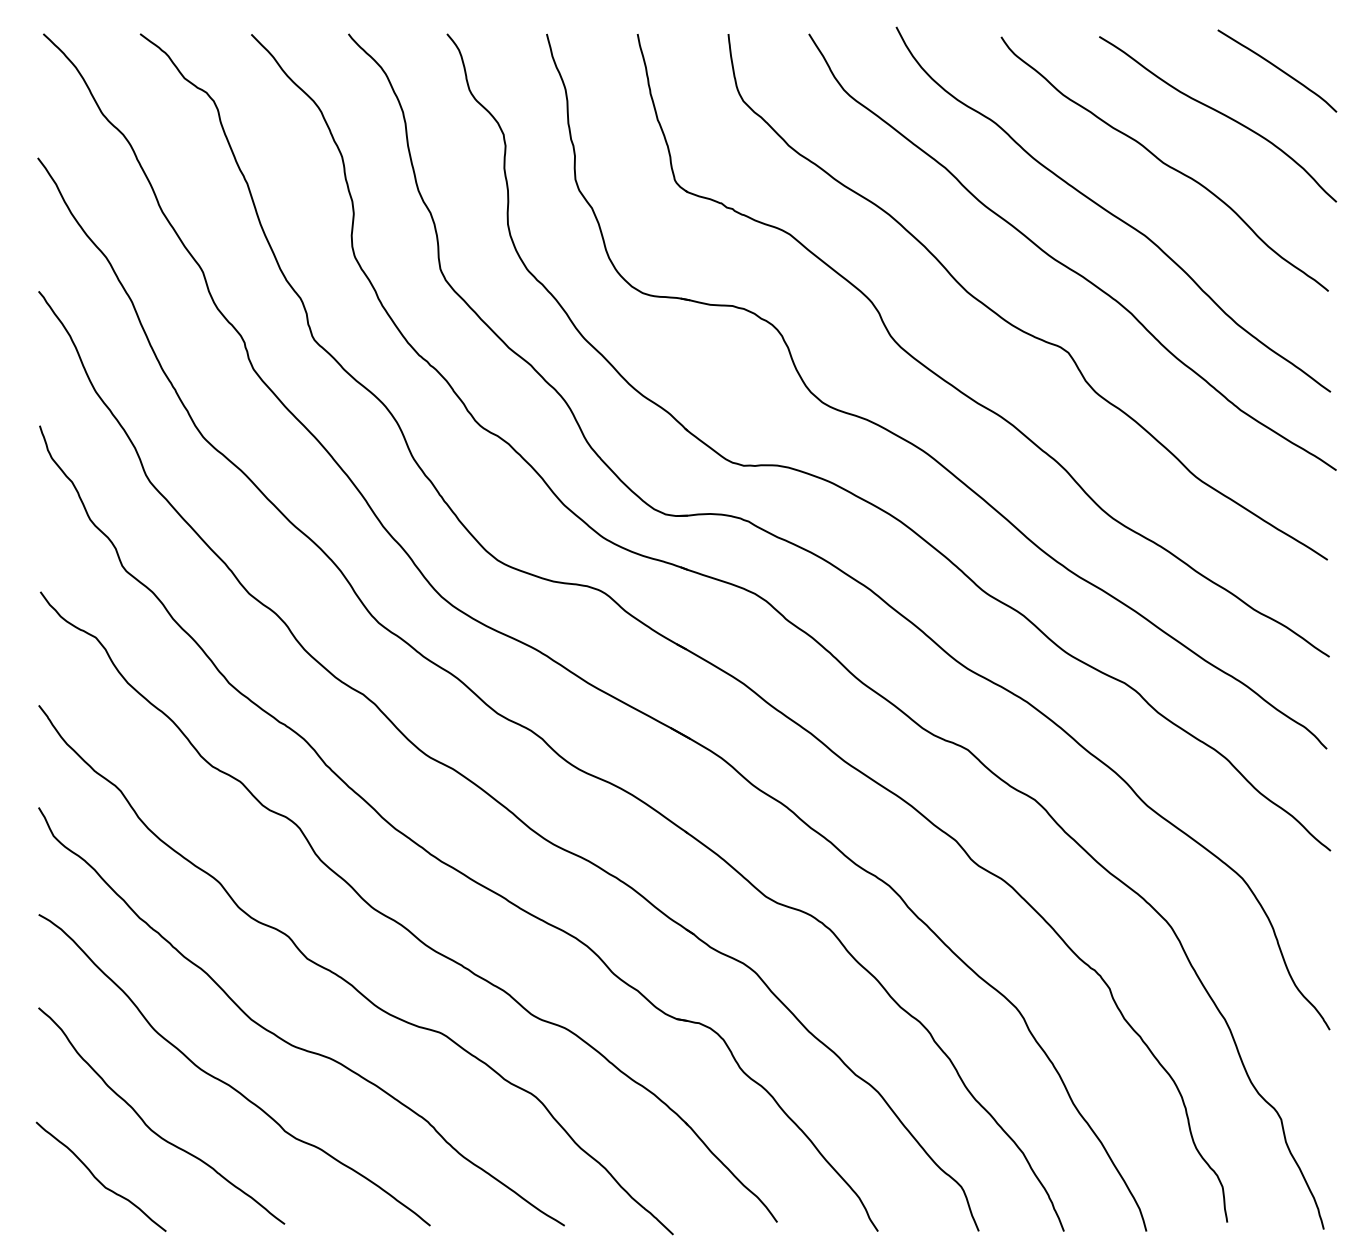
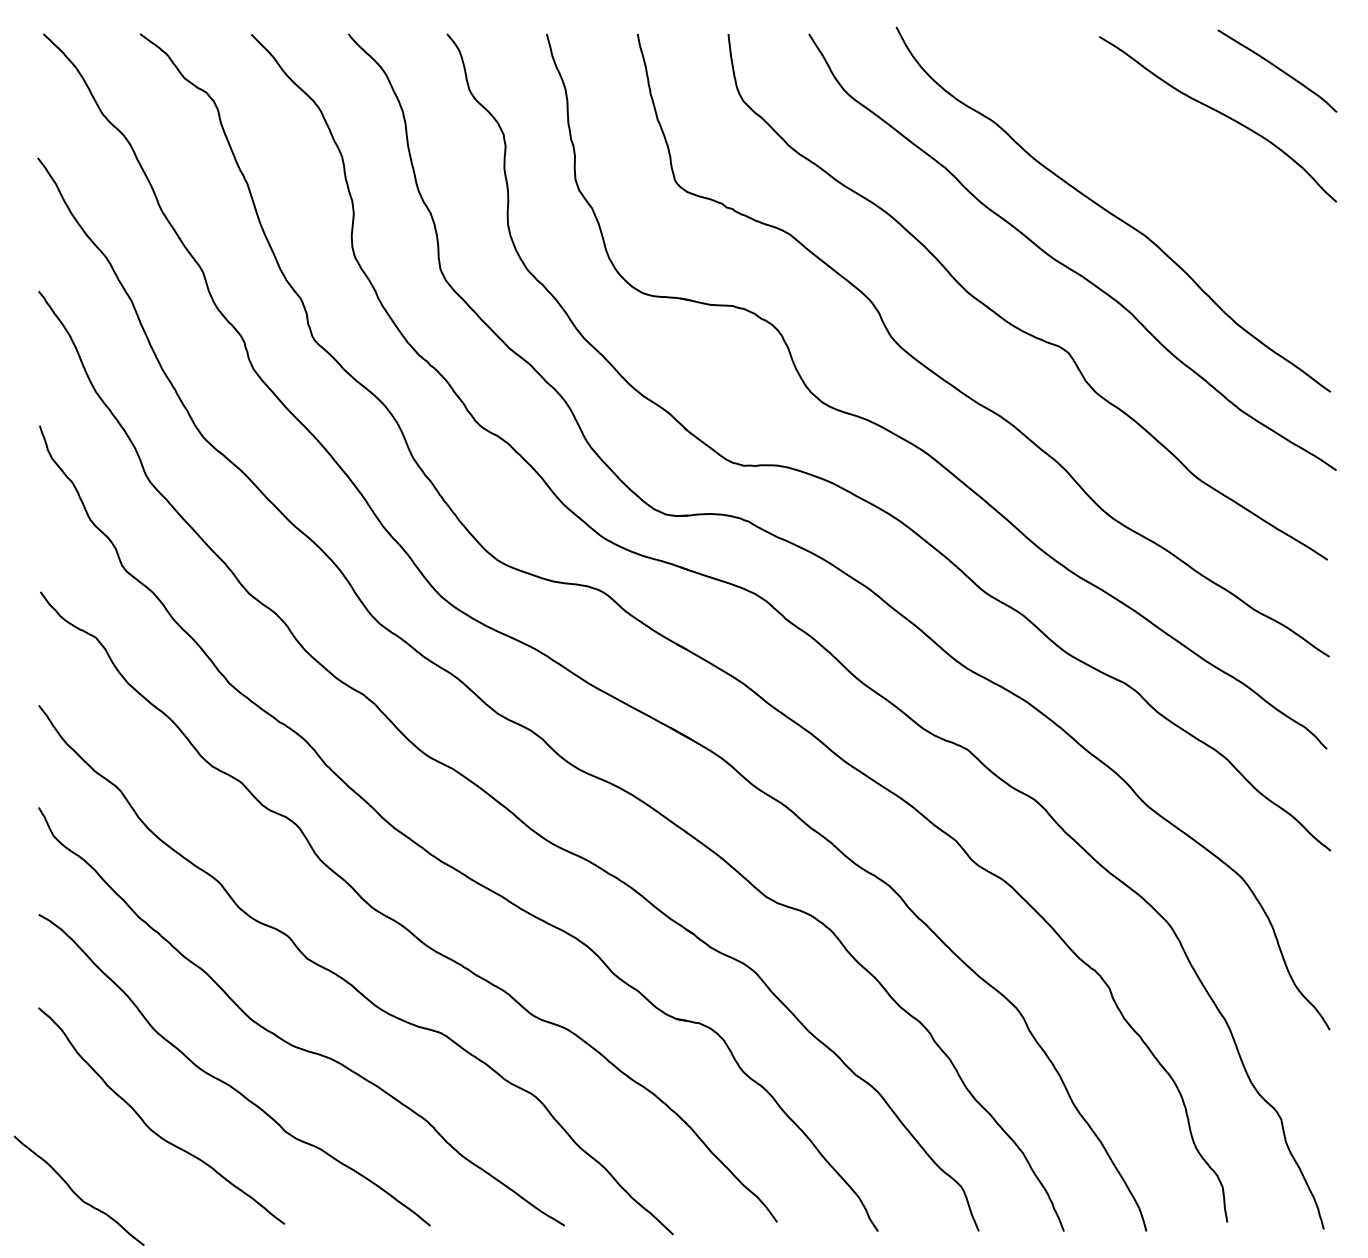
curve: present -> none (1164, 163)
curve position: (97, 1178) -> (75, 1192) (75, 1192)
